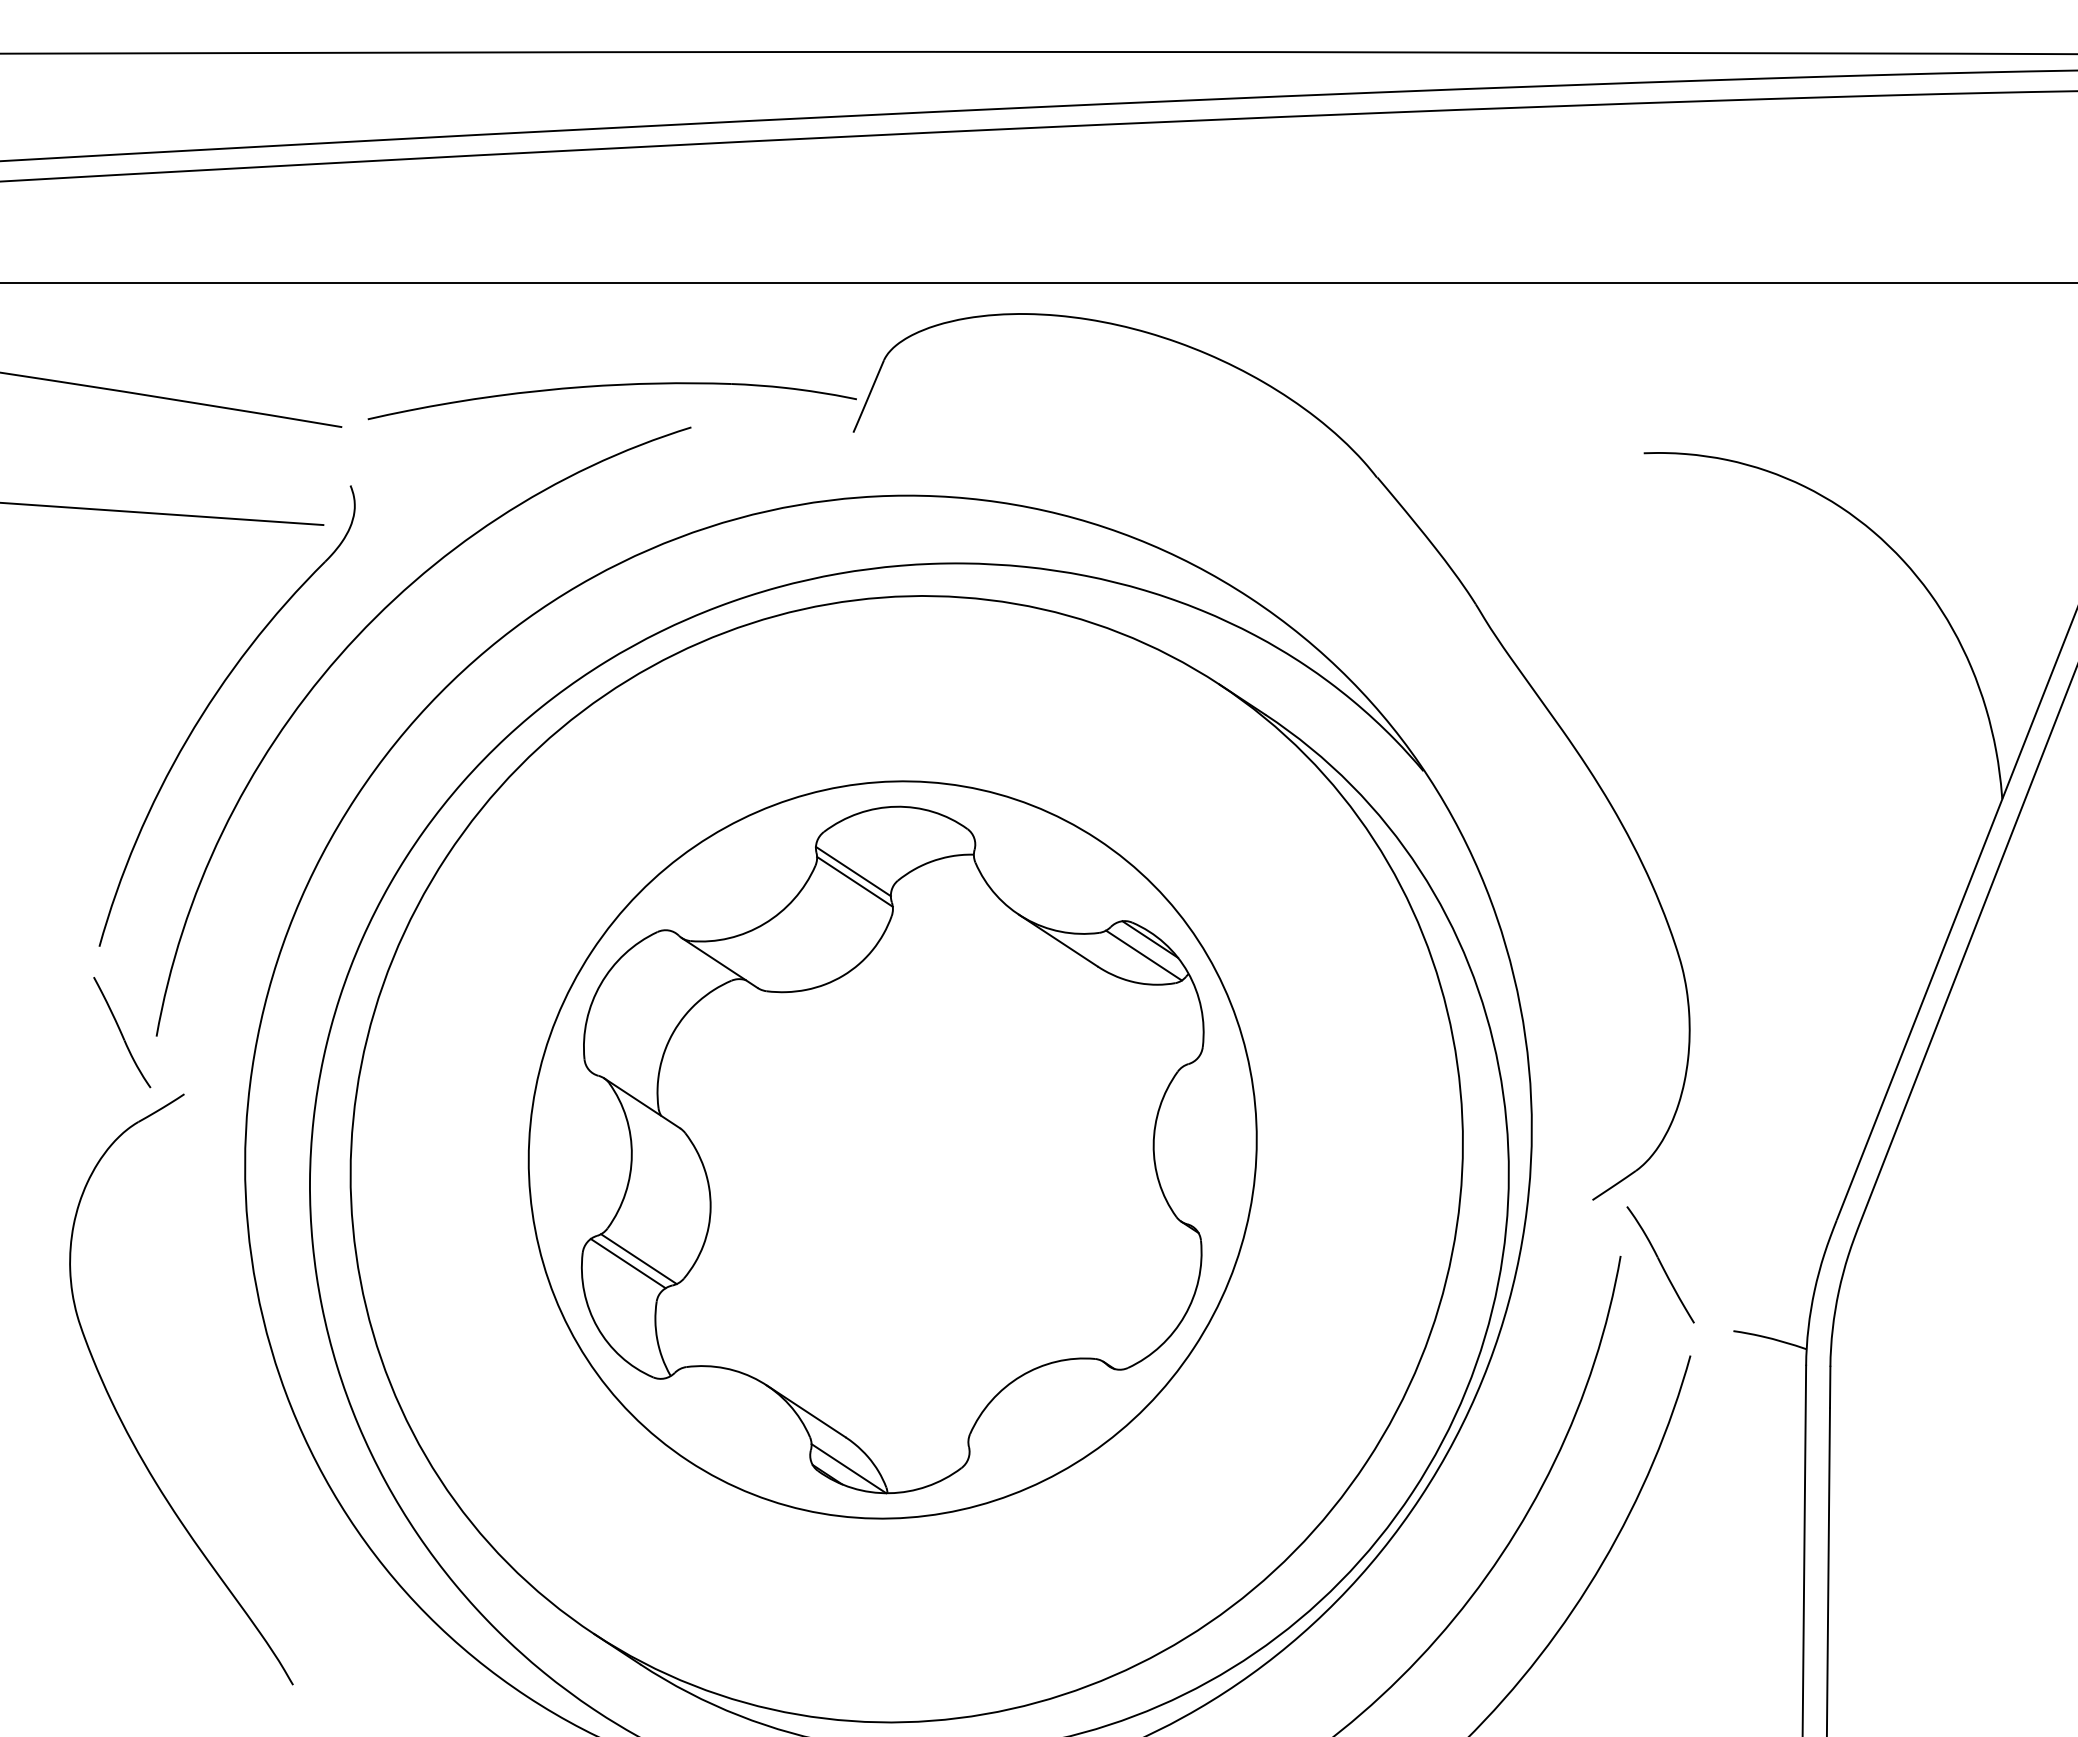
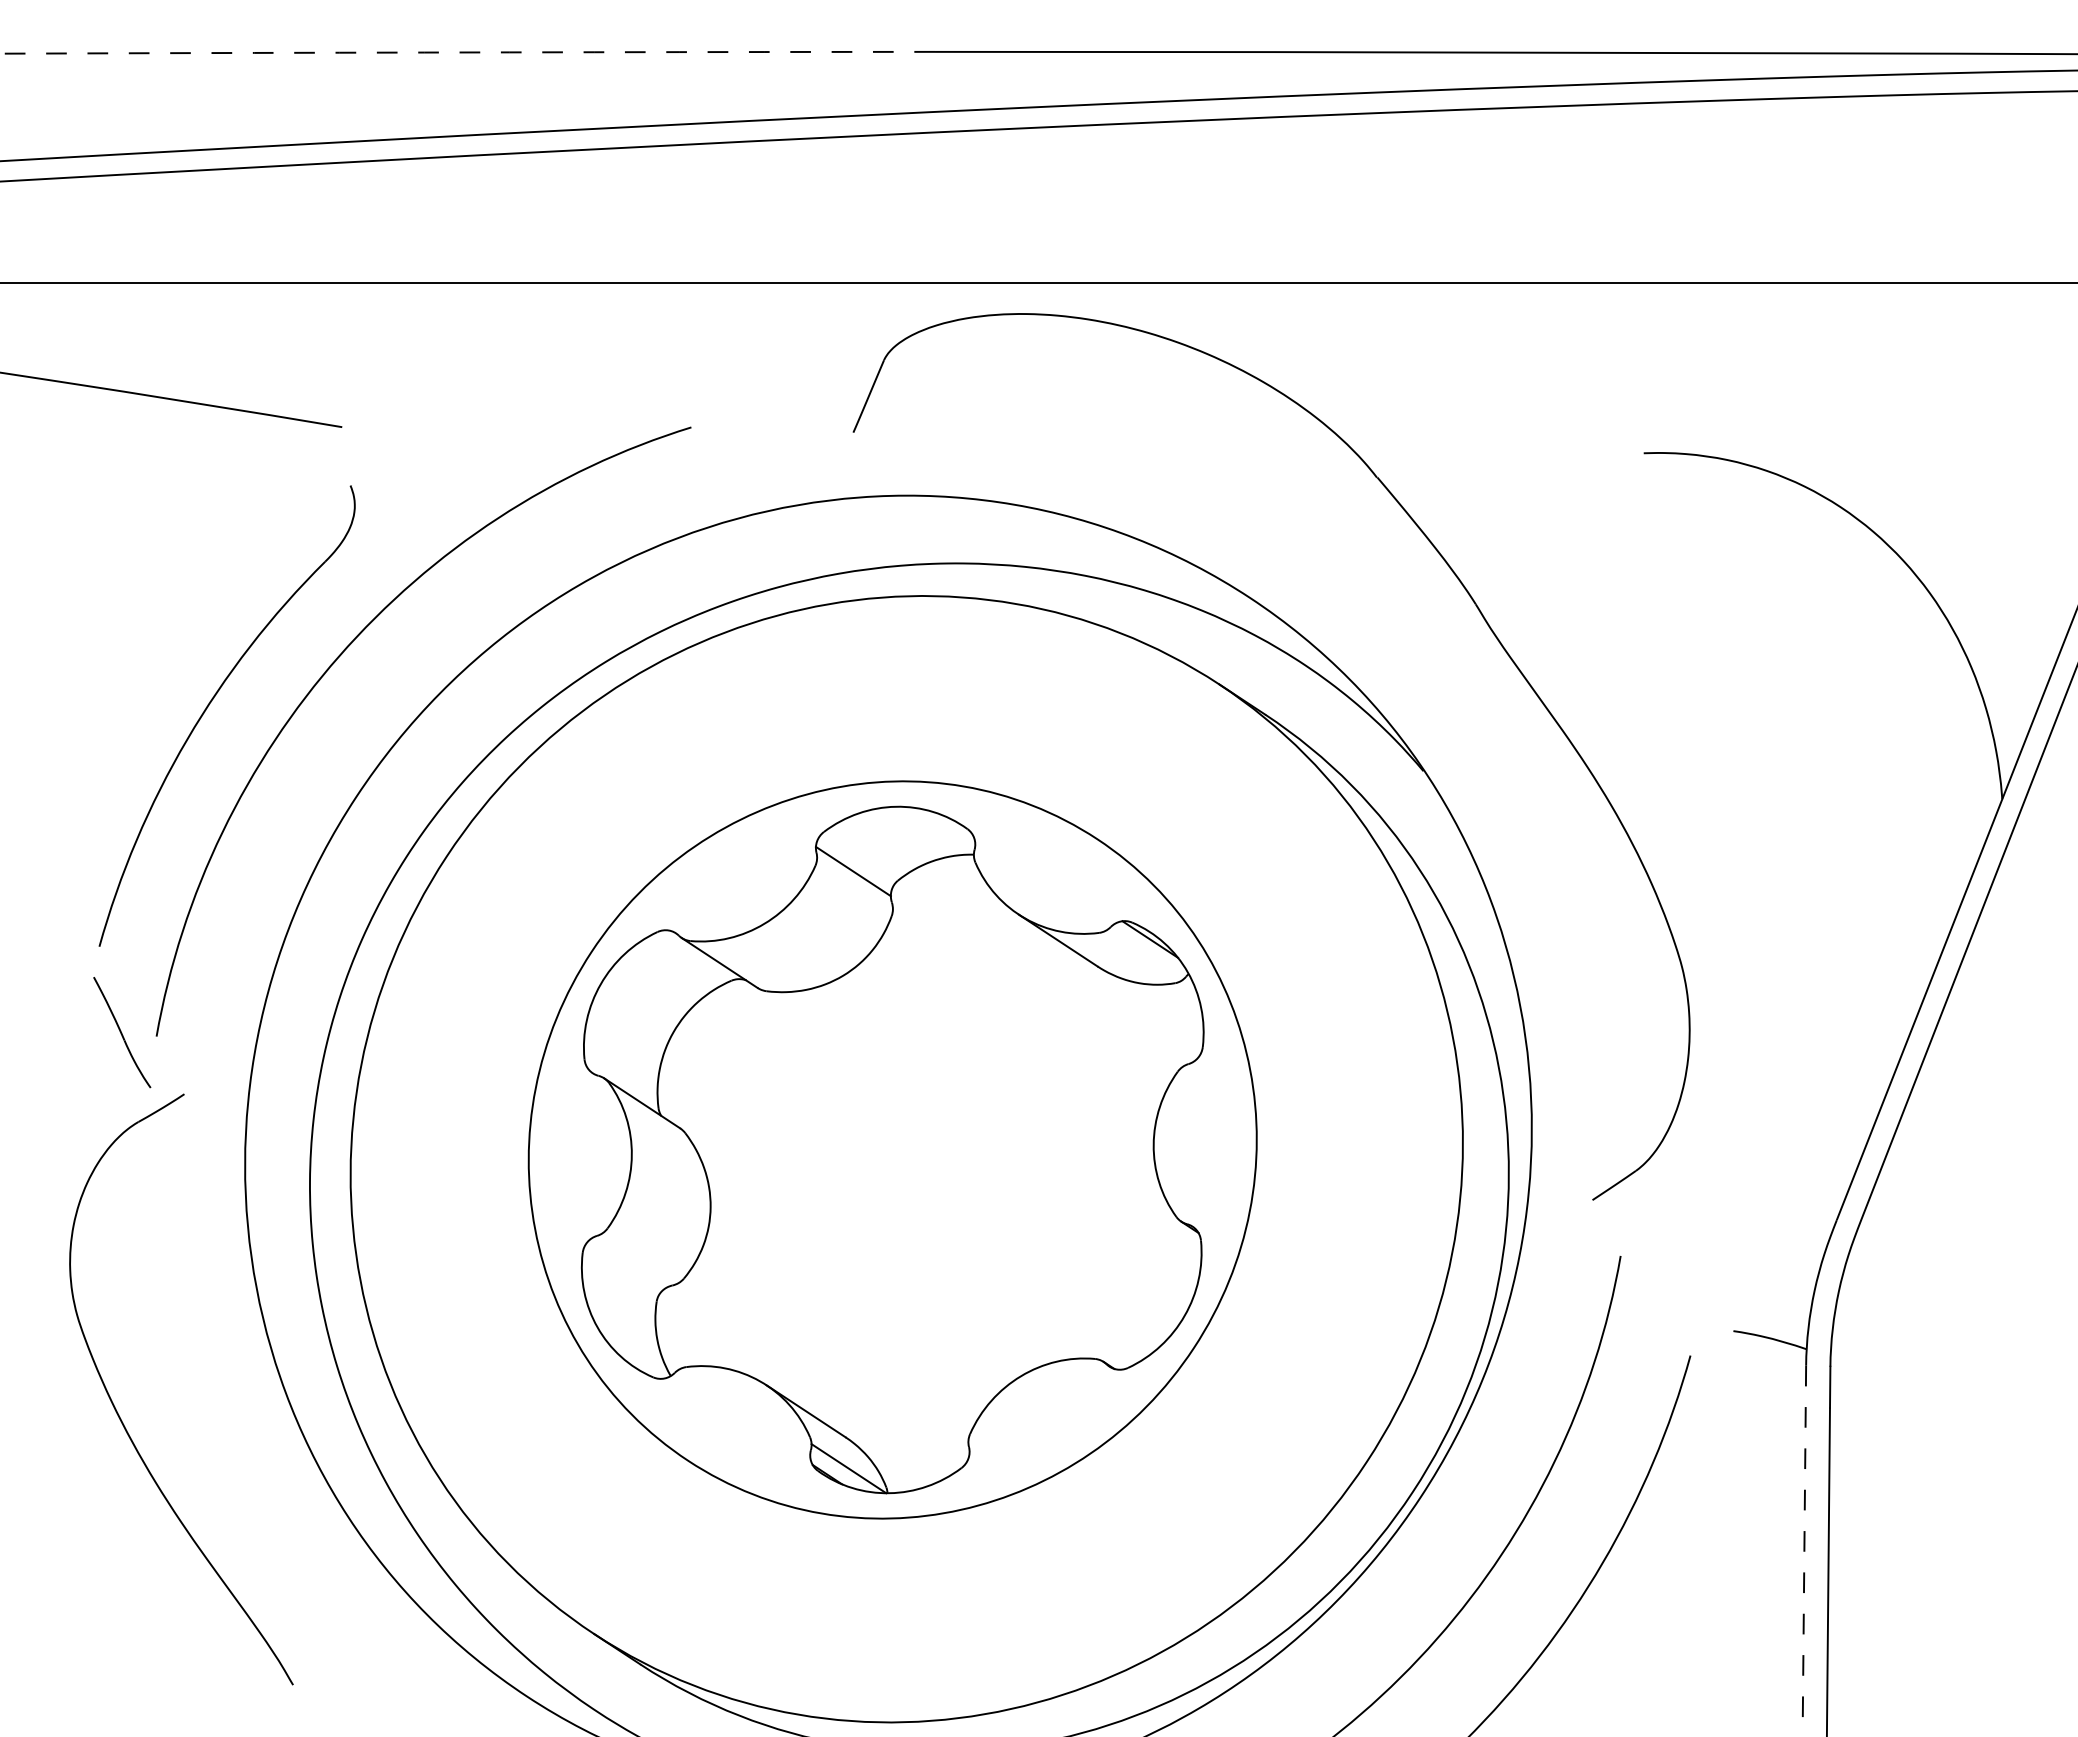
arc: solid -> dashed (467, 52)
part: present -> none (611, 386)
line: present -> none (162, 514)
line: present -> none (854, 881)
line: present -> none (1143, 955)
line: present -> none (638, 1259)
line: present -> none (627, 1263)
part: present -> none (1660, 1264)
line: solid -> dashed (1804, 1551)
